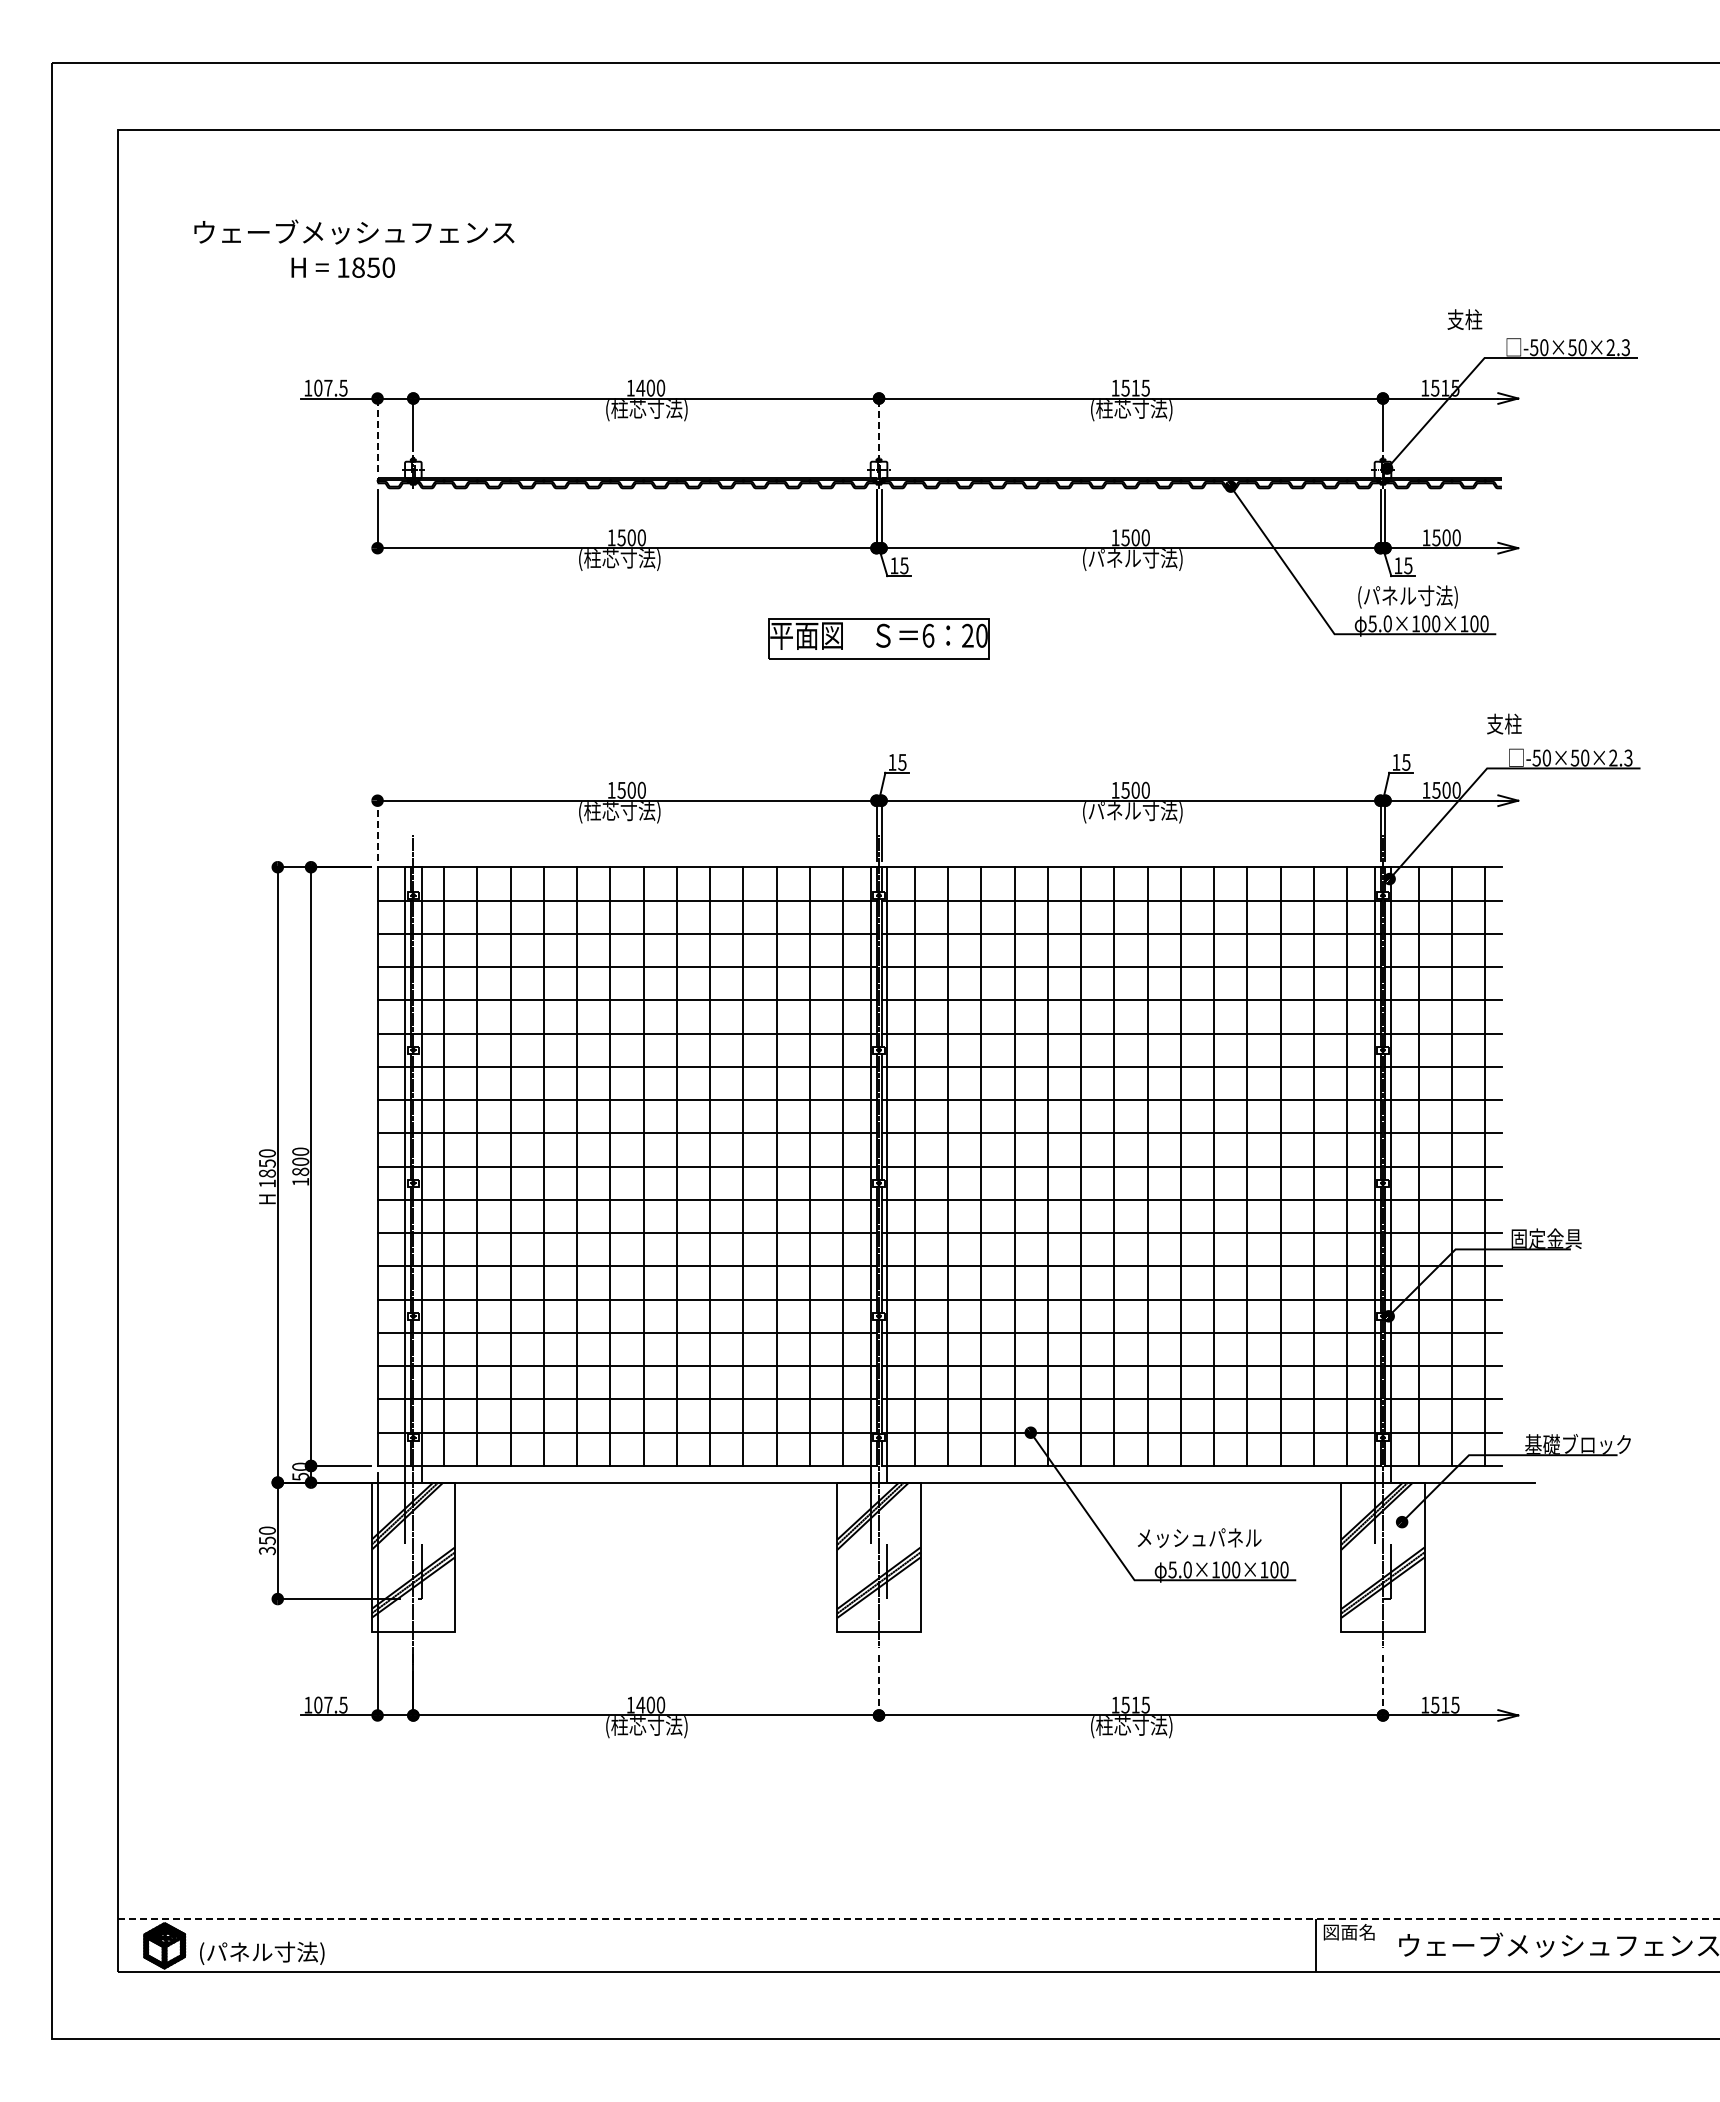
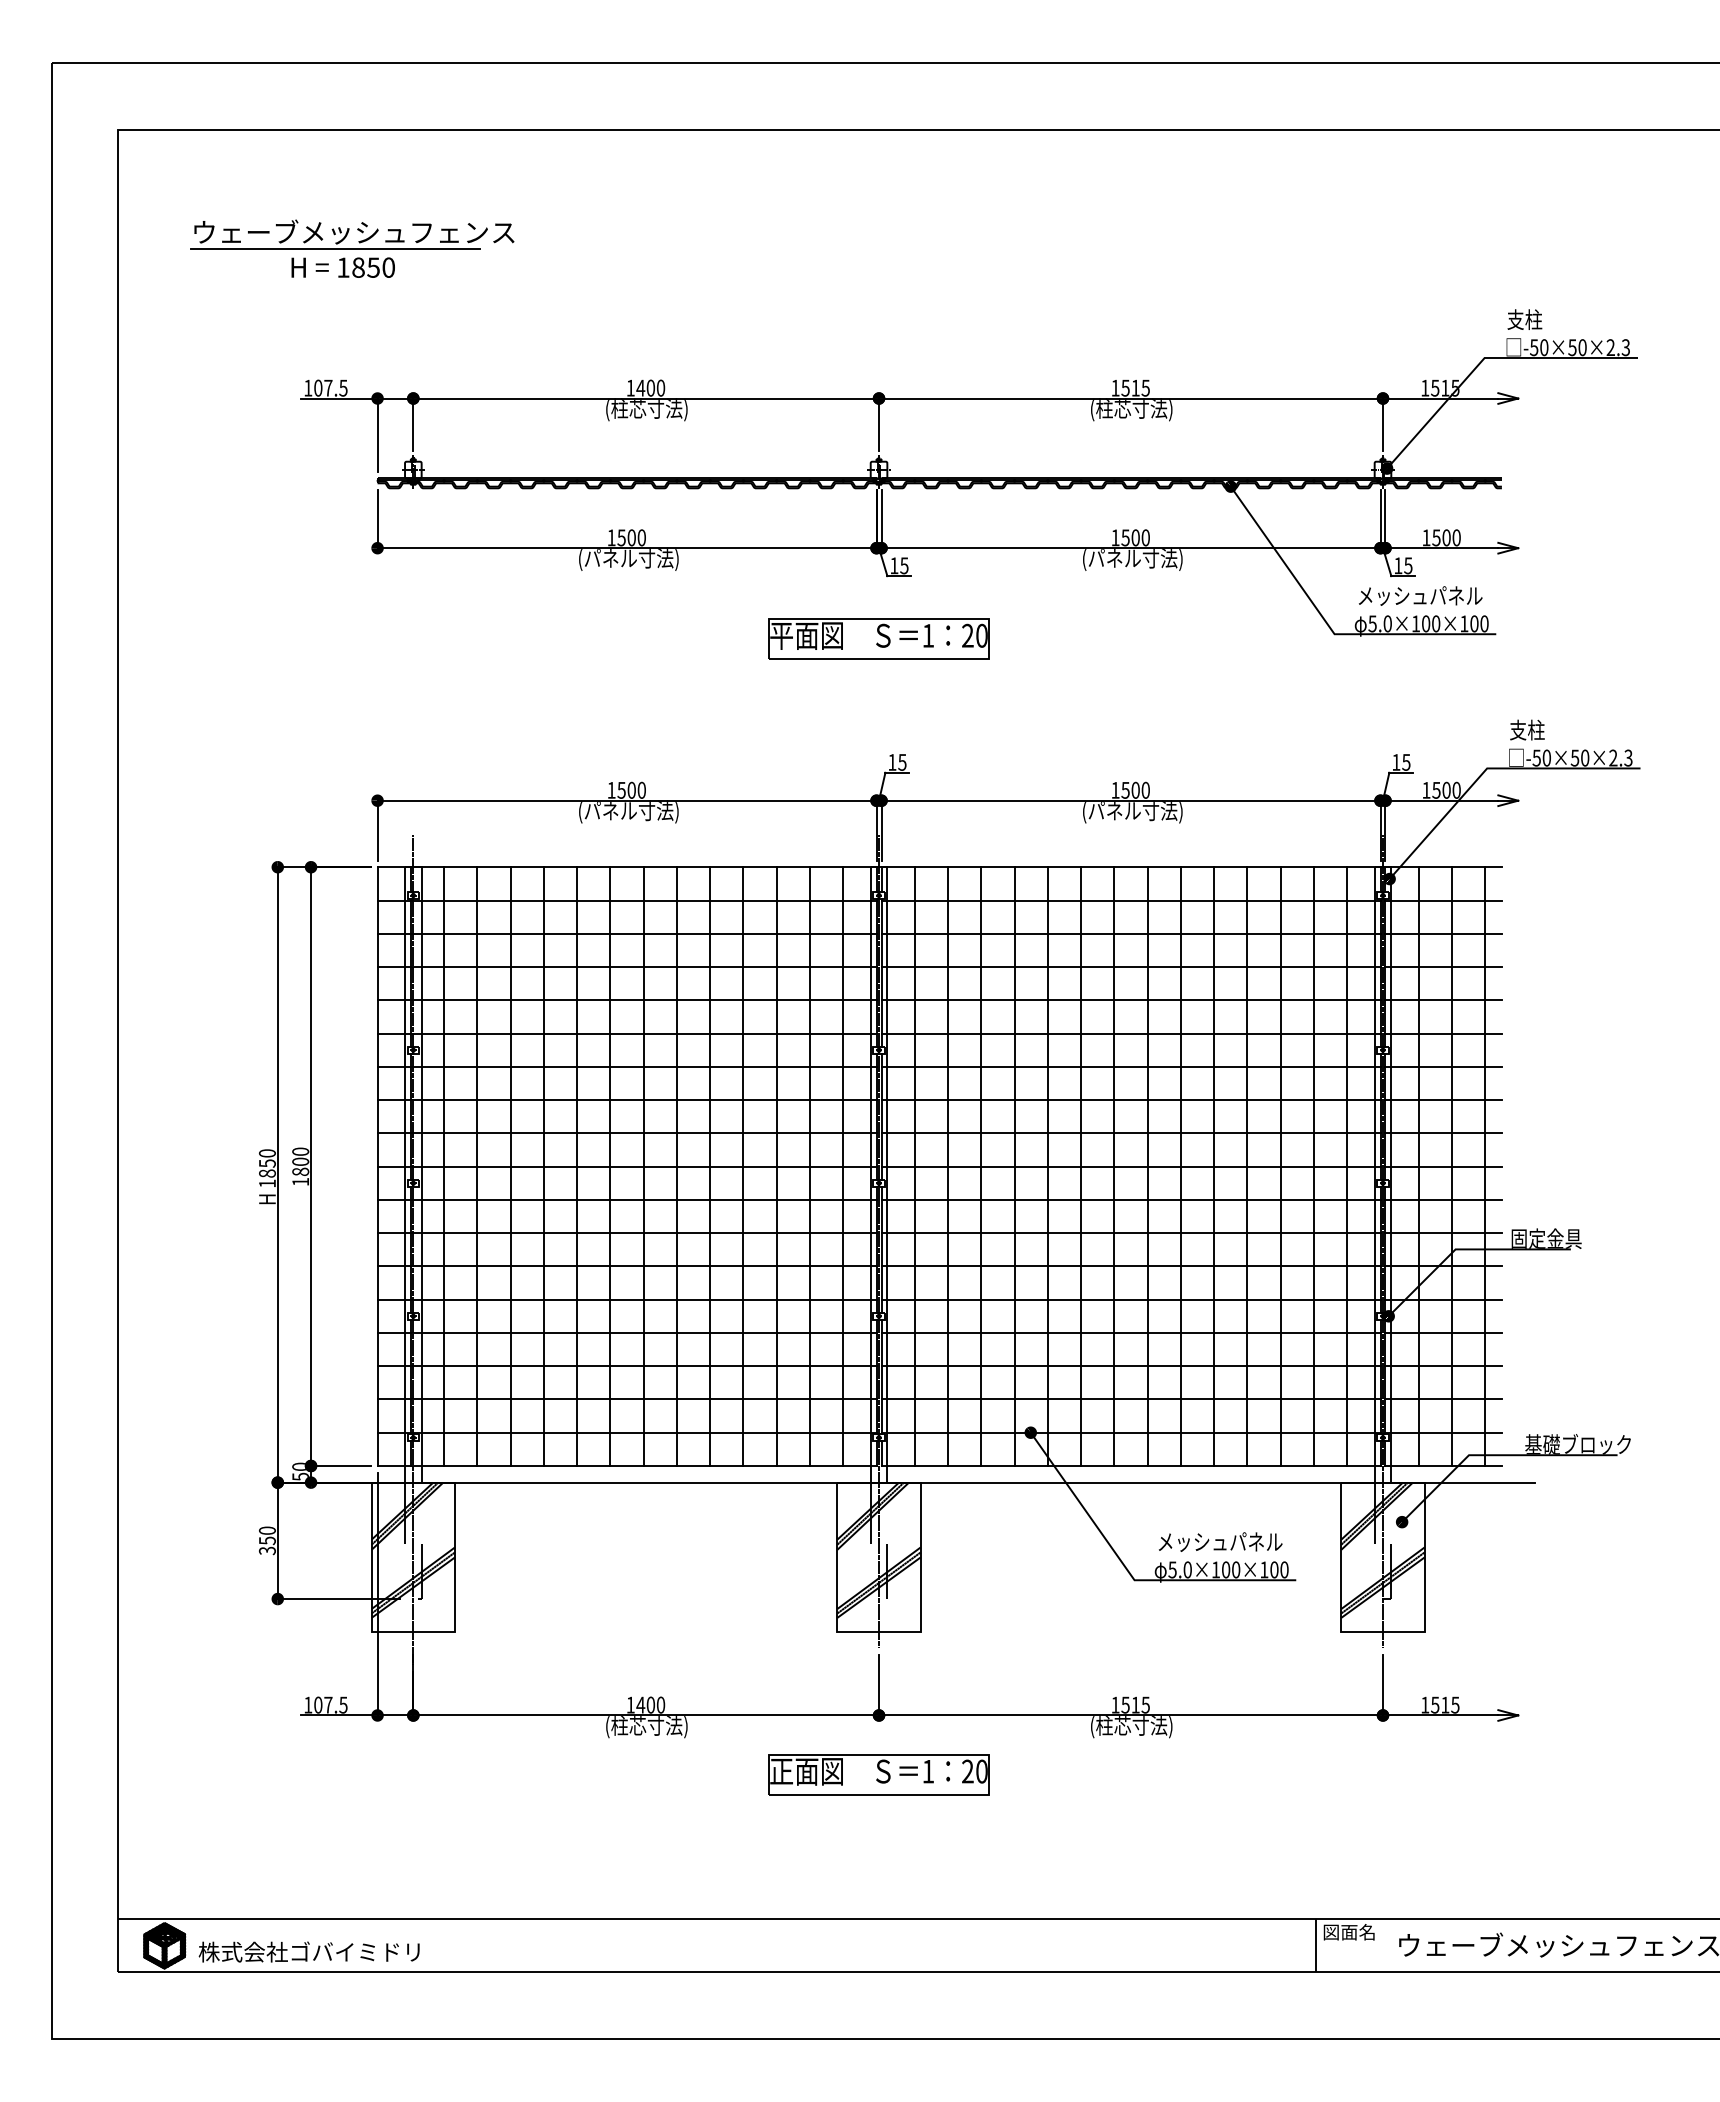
line: none -> present (335, 249)
text position: (1464, 319) -> (1524, 319) (1524, 319)
line: dashed -> solid (879, 424)
line: dashed -> solid (377, 435)
text: (柱芯寸法) -> (パネル寸法) (631, 559)
text: (パネル寸法) -> メッシュパネル (1420, 596)
text: 6 -> 1 (928, 635)
text position: (1504, 723) -> (1527, 729) (1527, 729)
text: (柱芯寸法) -> (パネル寸法) (631, 812)
line: dashed -> solid (377, 830)
text position: (1199, 1537) -> (1220, 1541) (1220, 1541)
line: dashed -> solid (879, 1685)
line: dashed -> solid (1382, 1685)
part: none -> present (878, 1774)
line: dashed -> solid (918, 1919)
text: (パネル寸法) -> 株式会社ゴバイミドリ (308, 1952)
